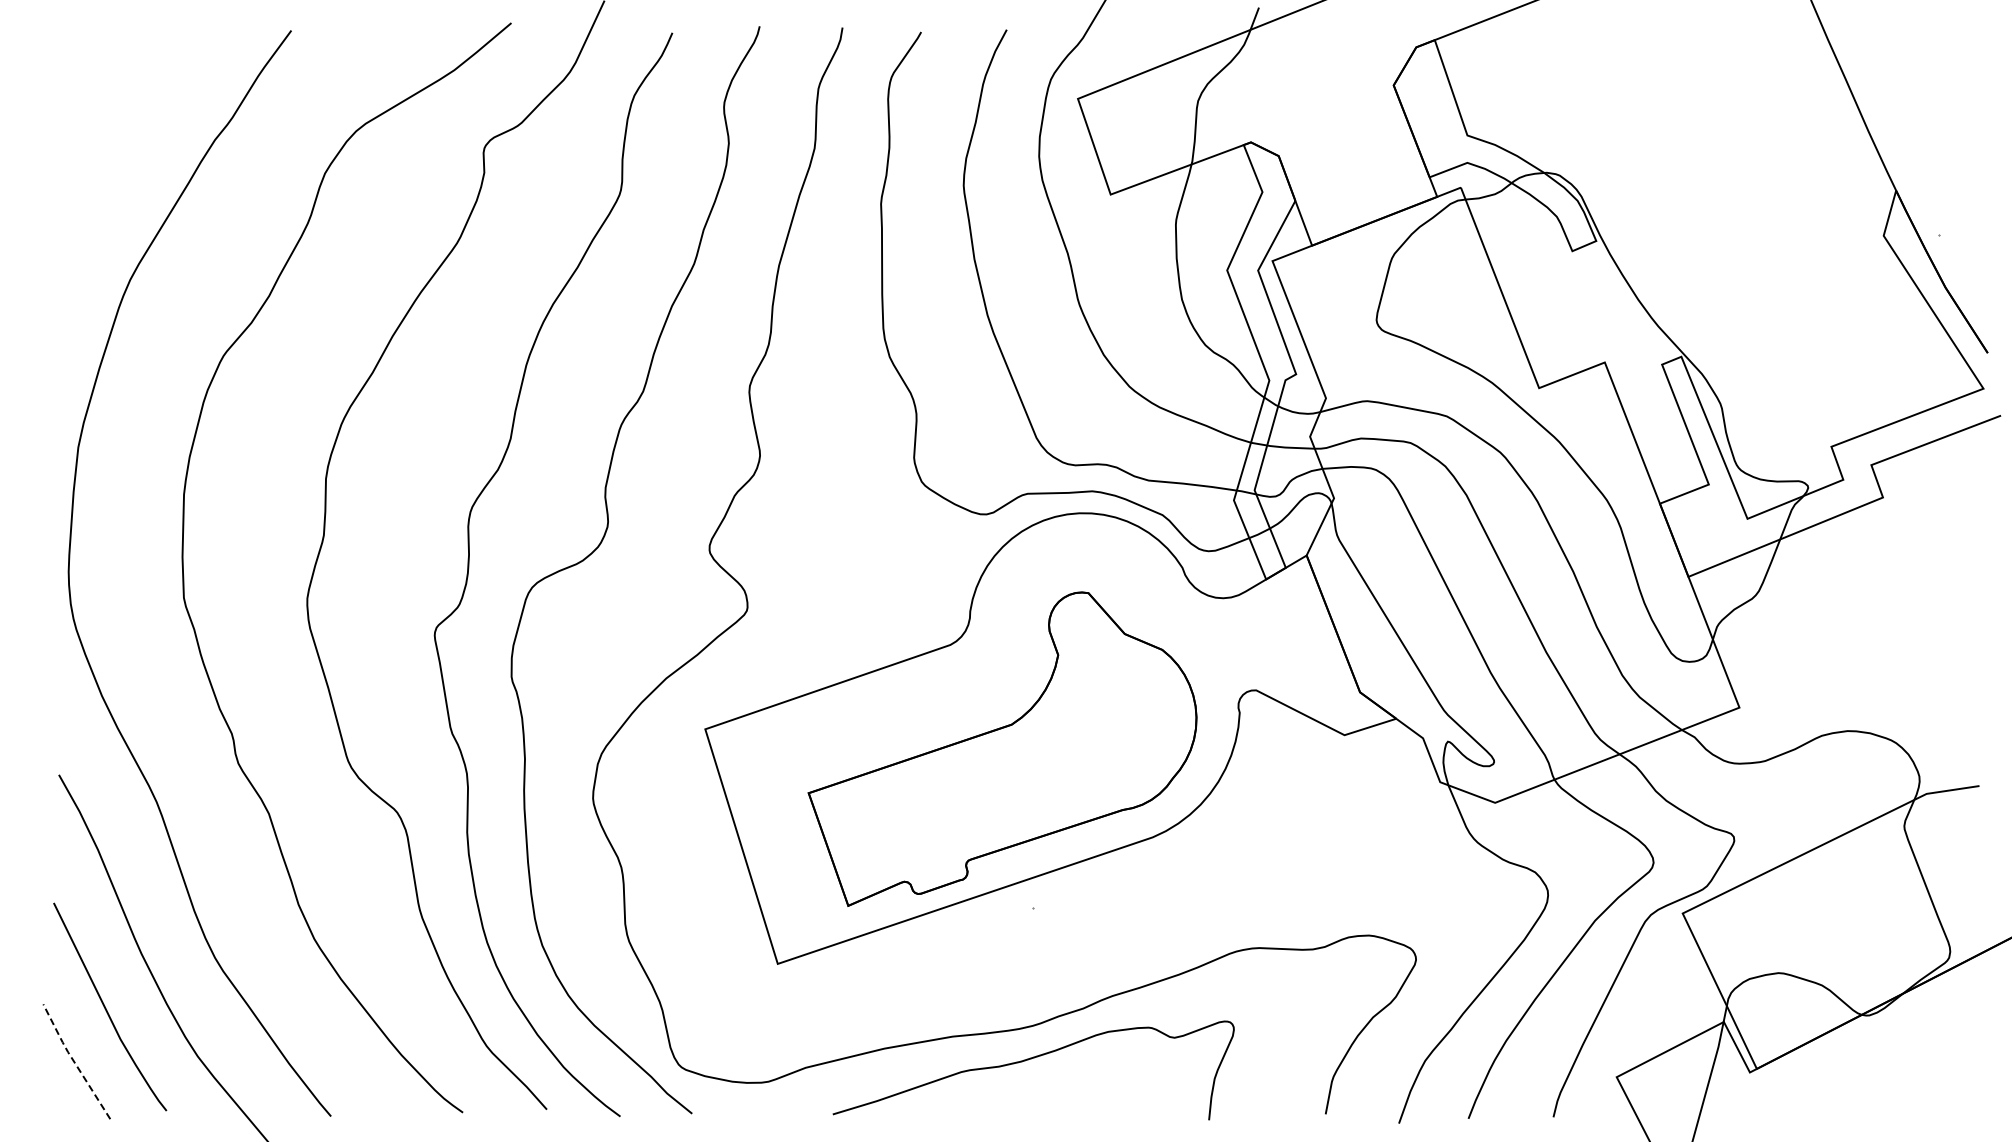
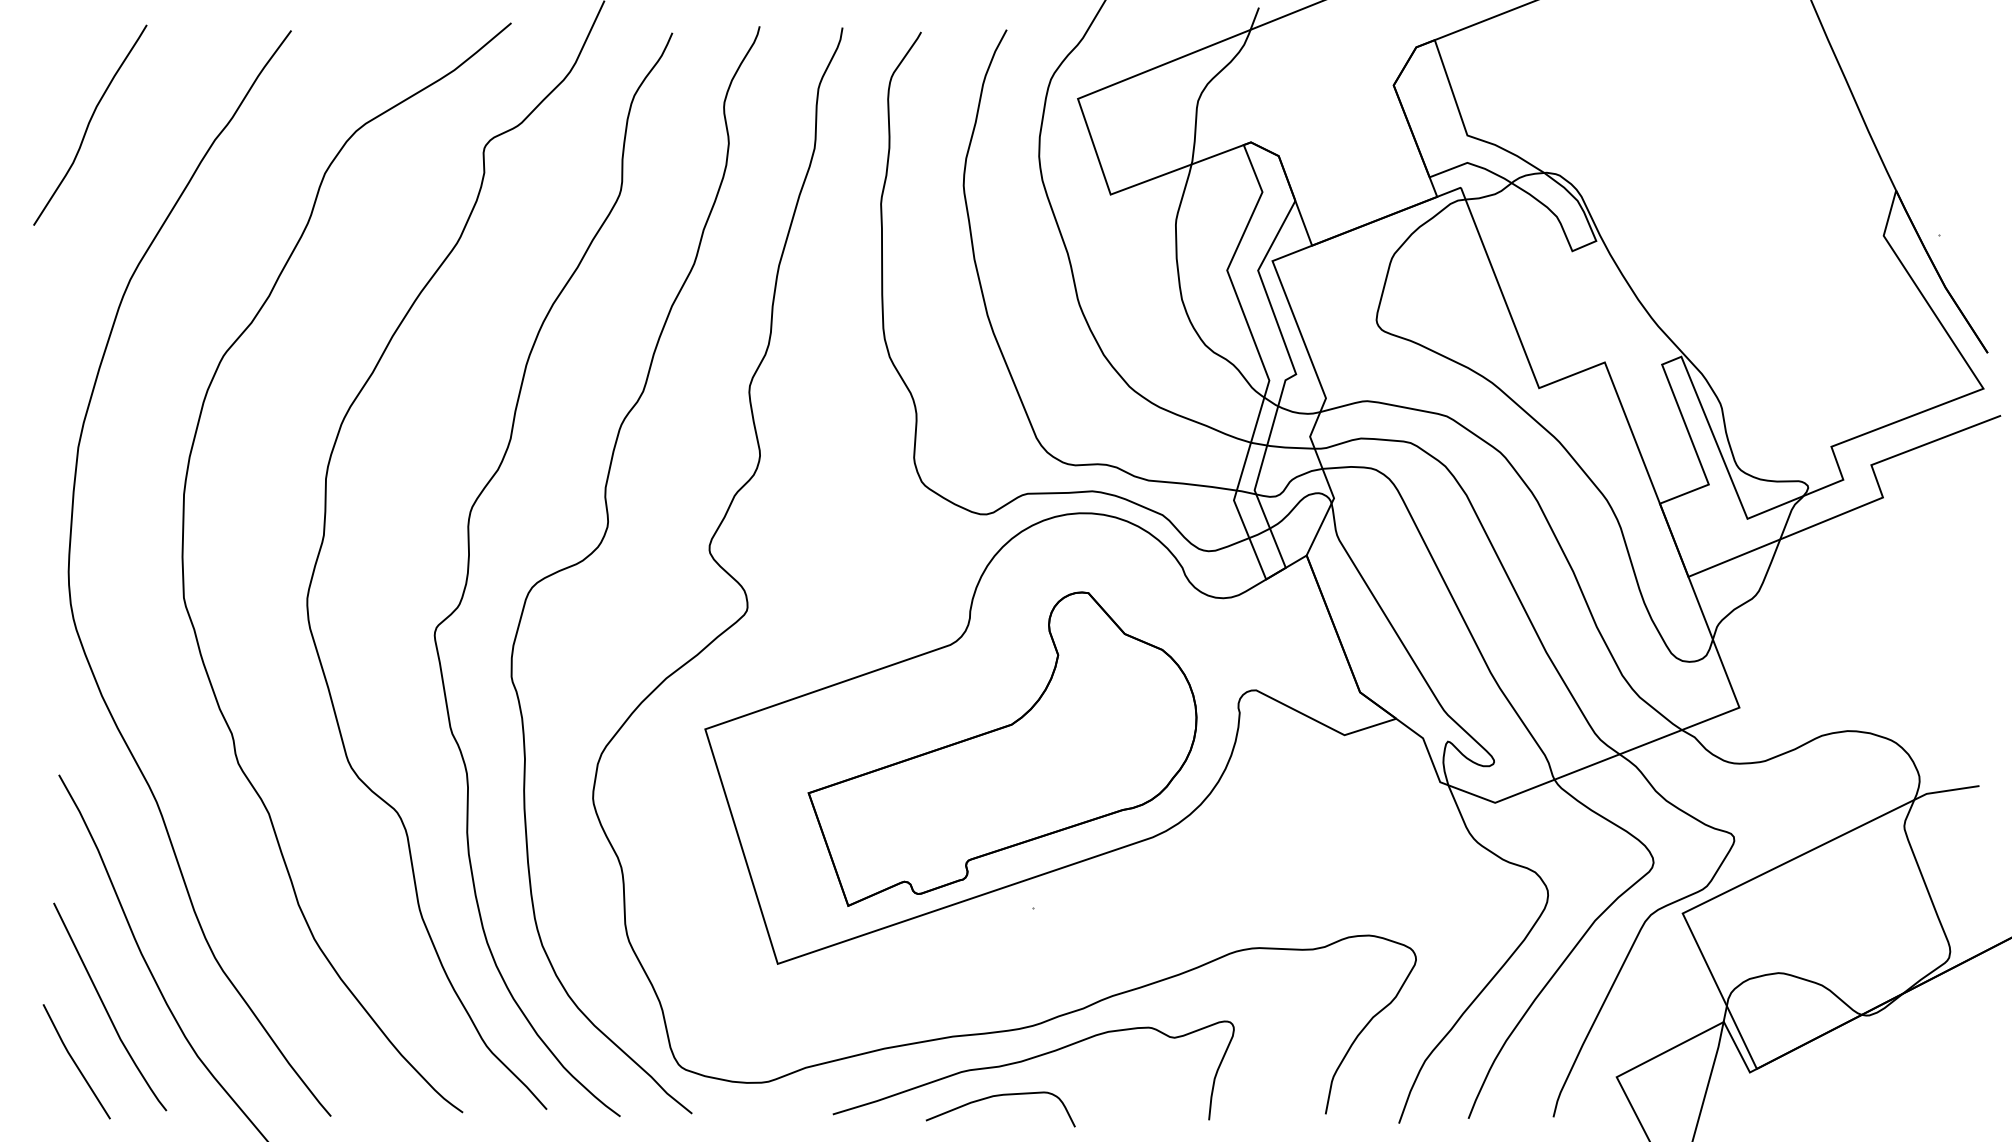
curve: none -> present (89, 124)
line: dashed -> solid (73, 1061)
curve: none -> present (1000, 1096)
